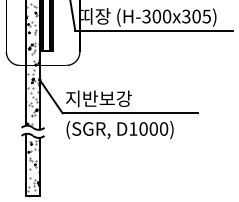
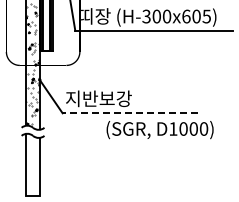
text: (H-300x305) -> (H-300x605) (186, 16)
line: solid -> dashed (129, 113)
text position: (119, 130) -> (159, 130) (159, 130)
hatch: present -> none (33, 167)
